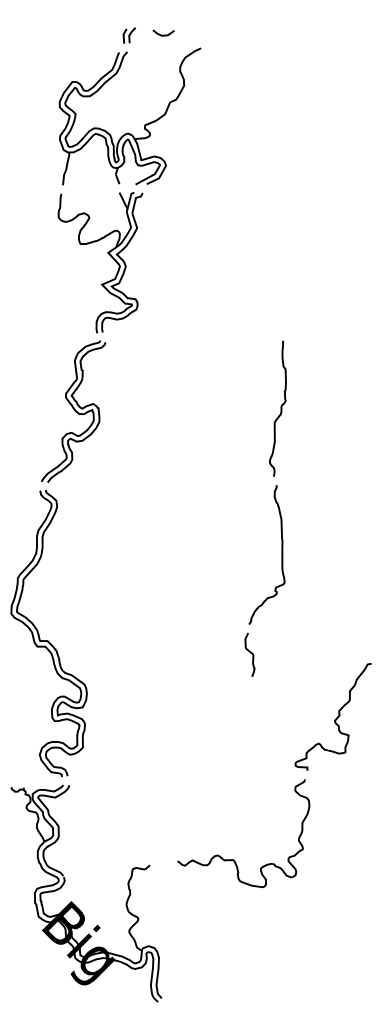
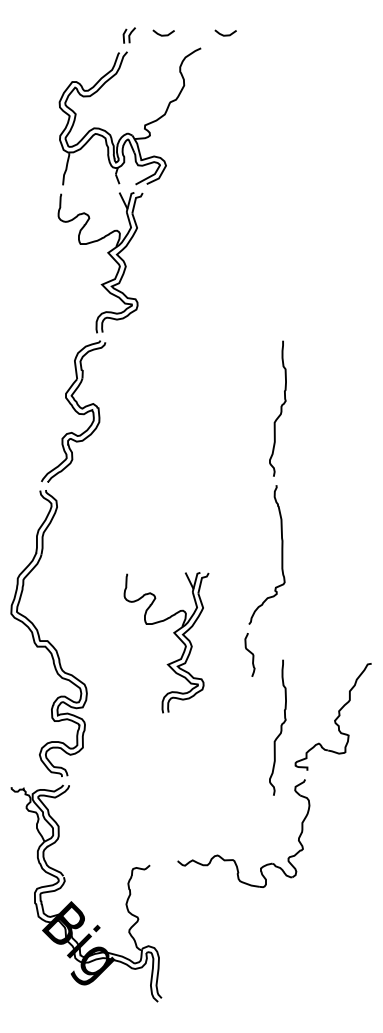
line: none -> present (225, 34)
part: none -> present (174, 634)
curve: none -> present (280, 727)
